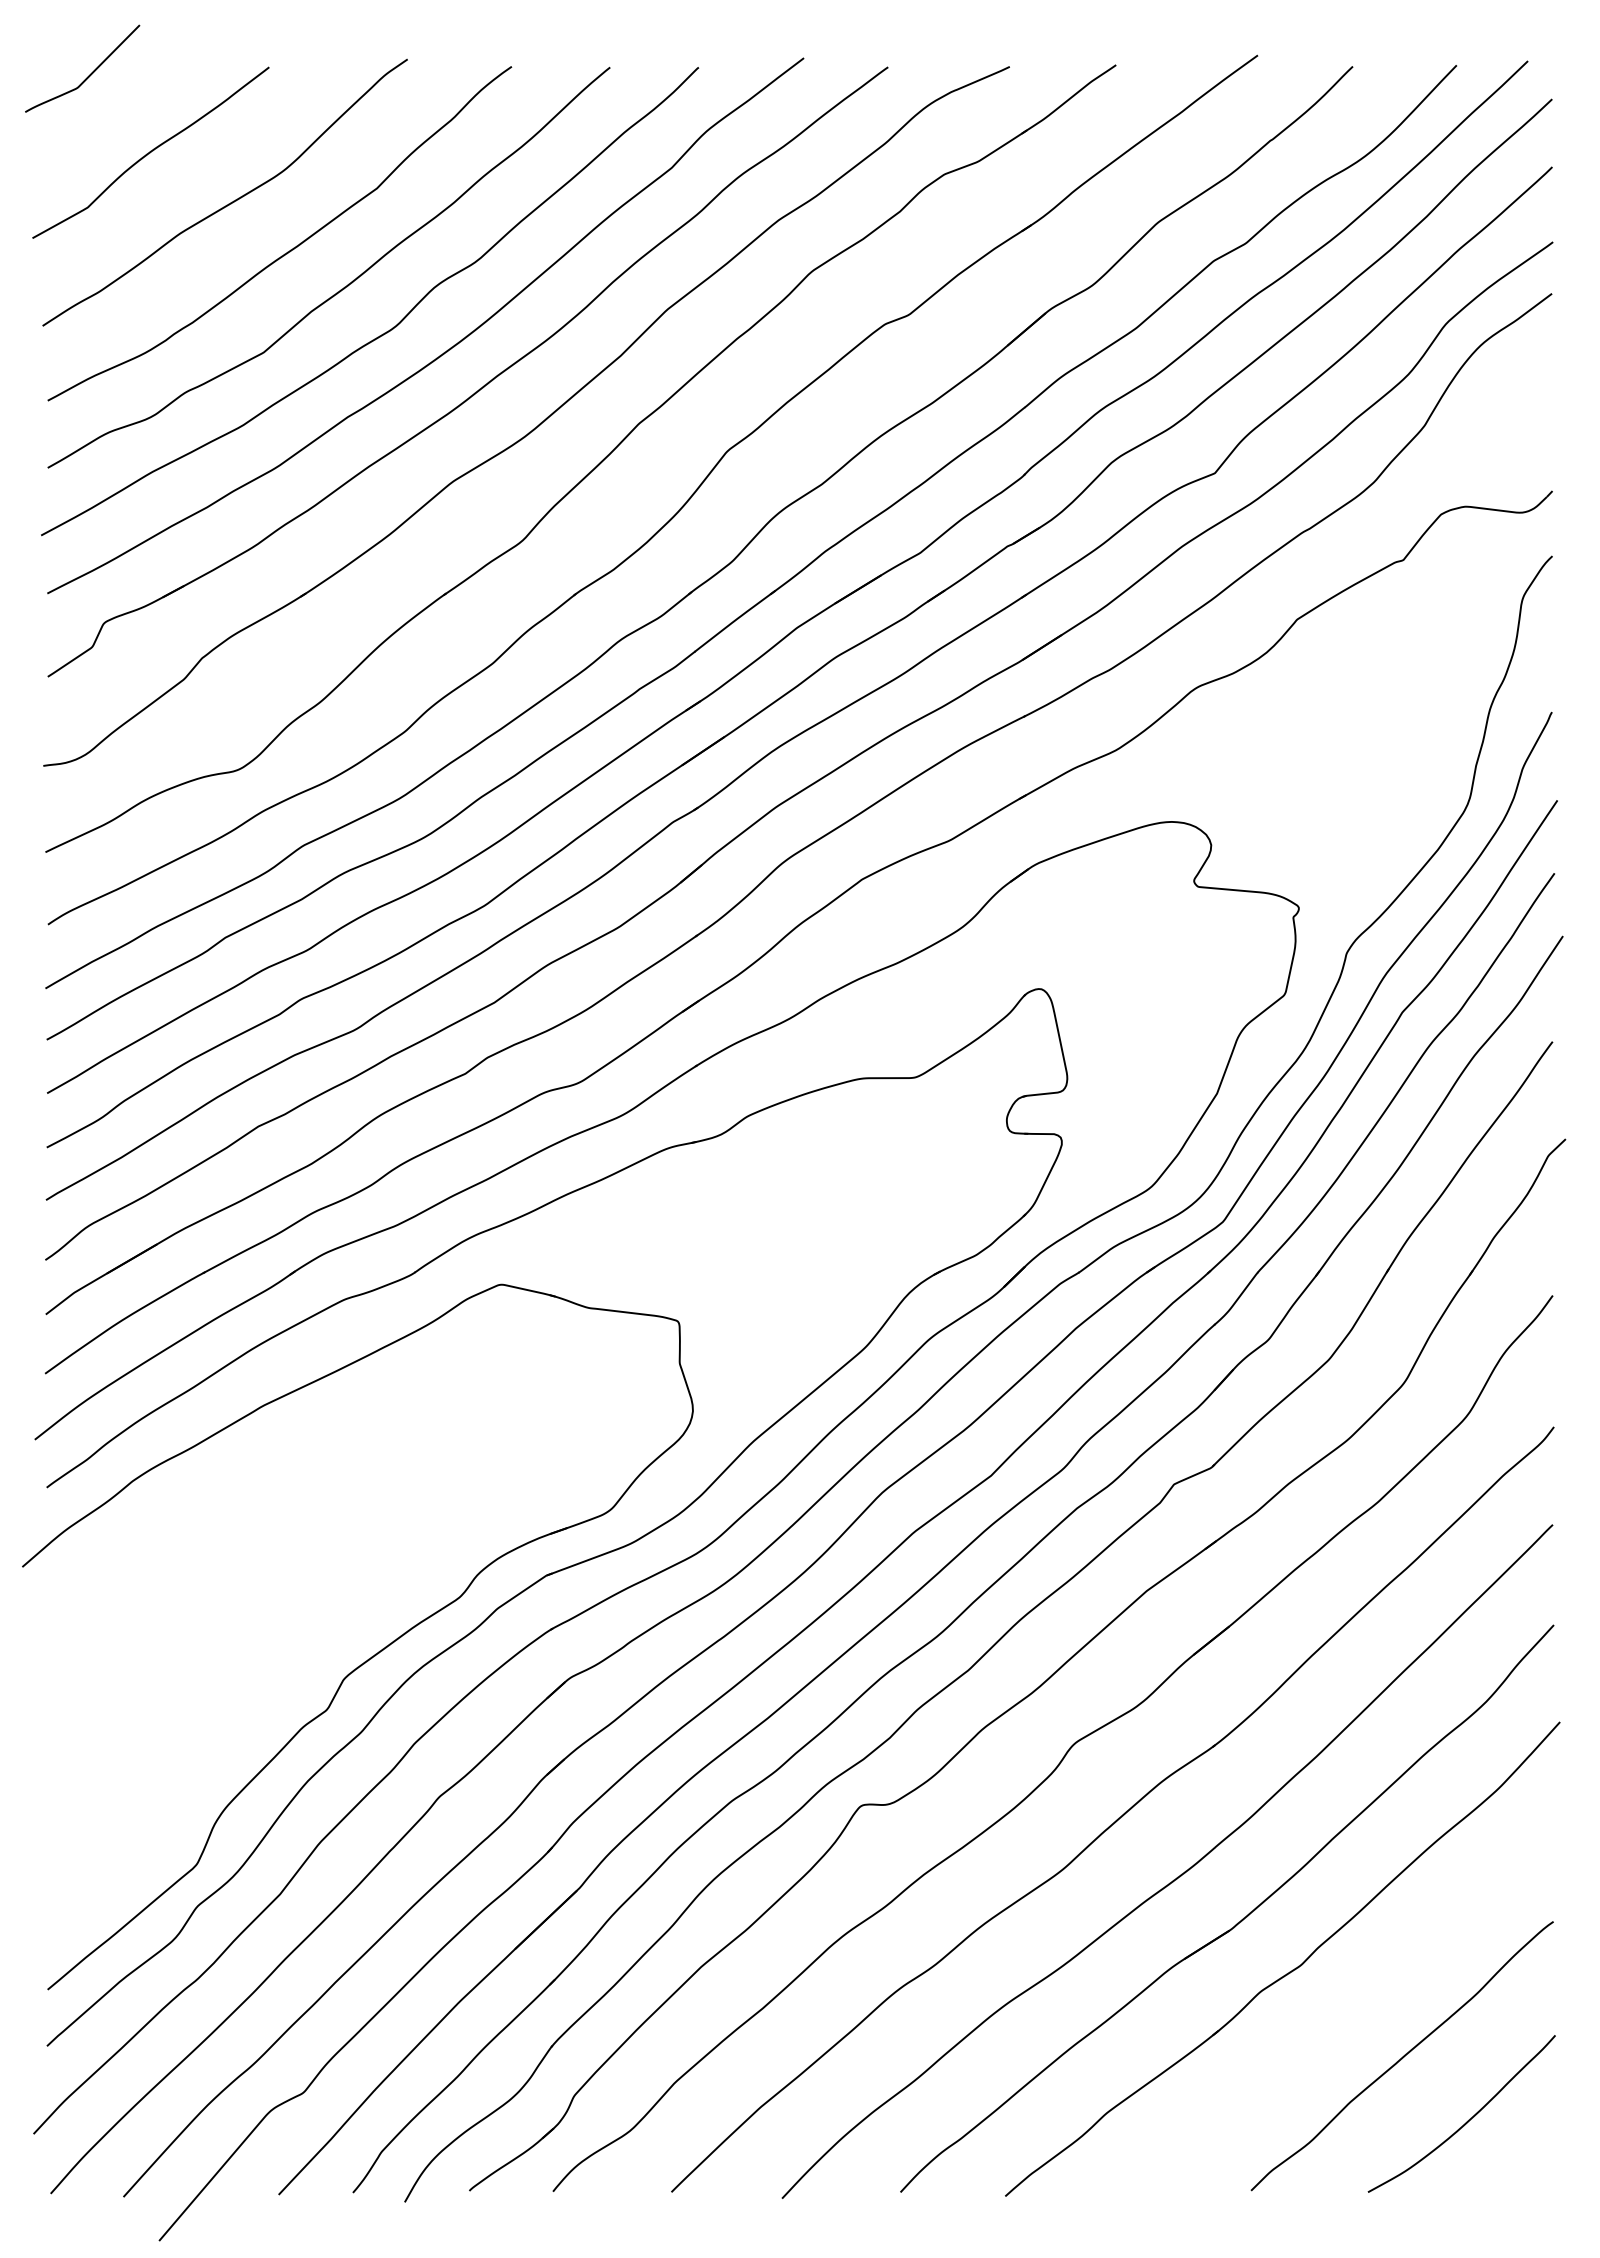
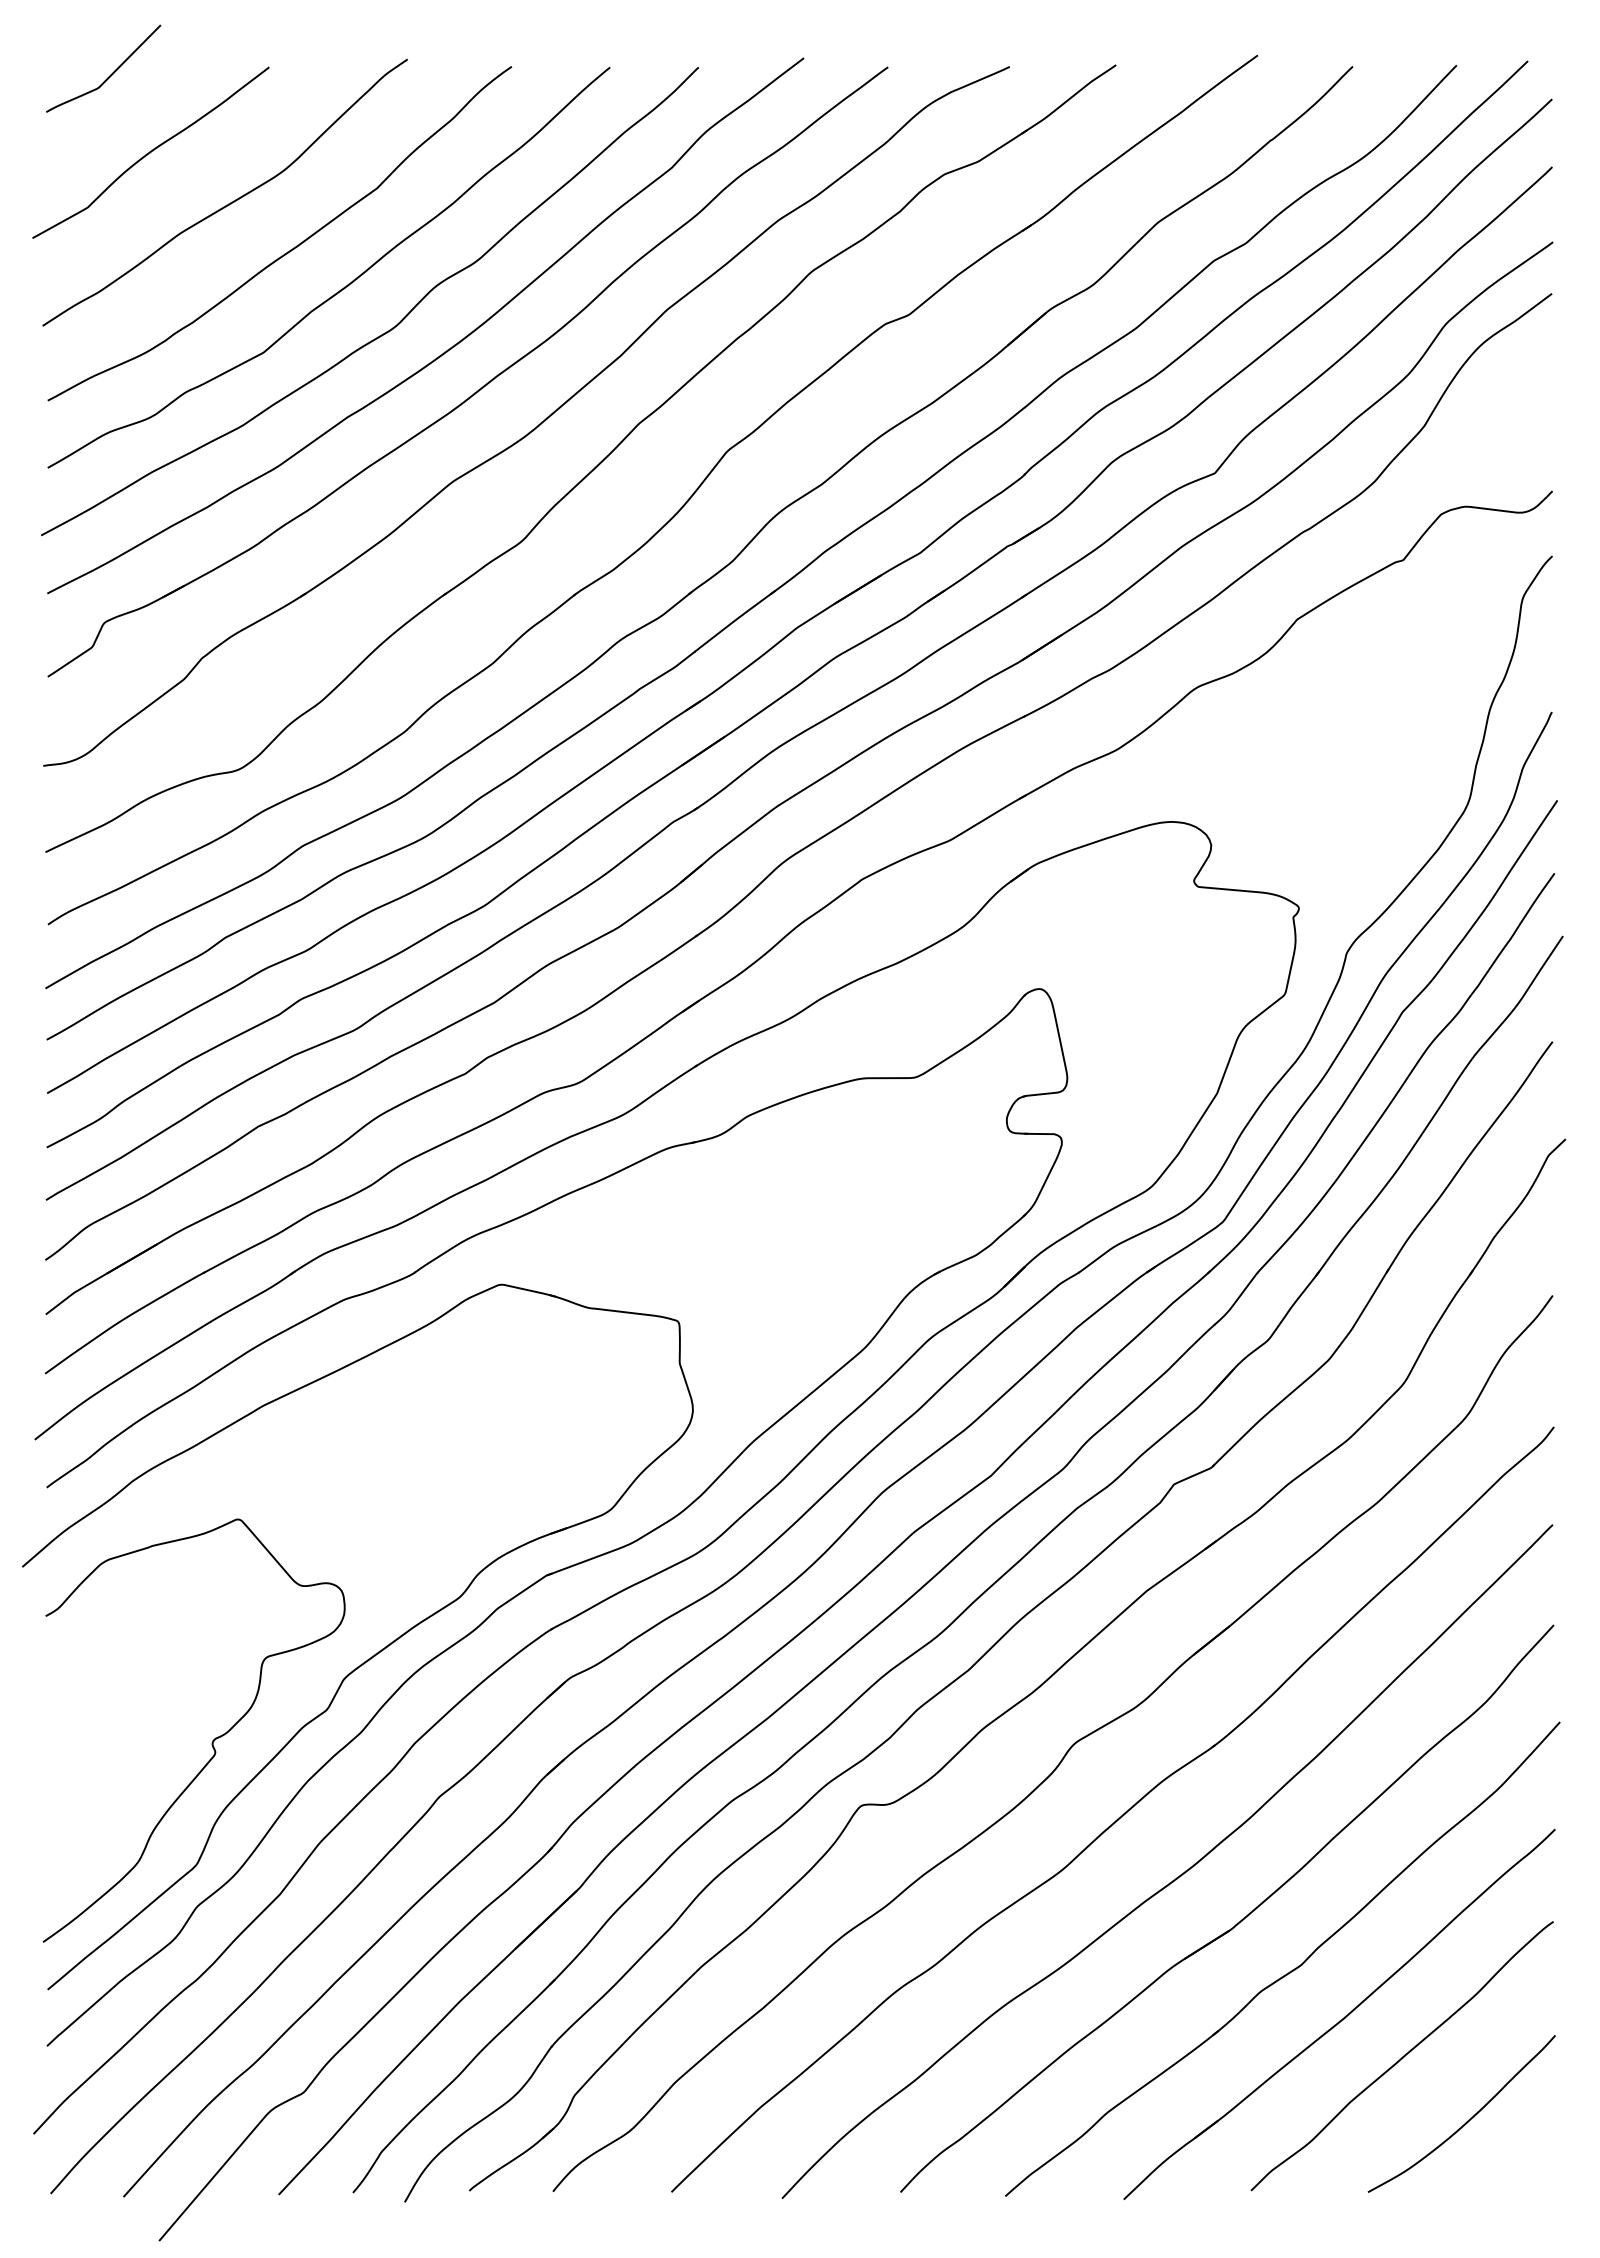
curve position: (89, 74) -> (110, 74) (110, 74)
curve: none -> present (212, 1740)
part: none -> present (1339, 2014)
